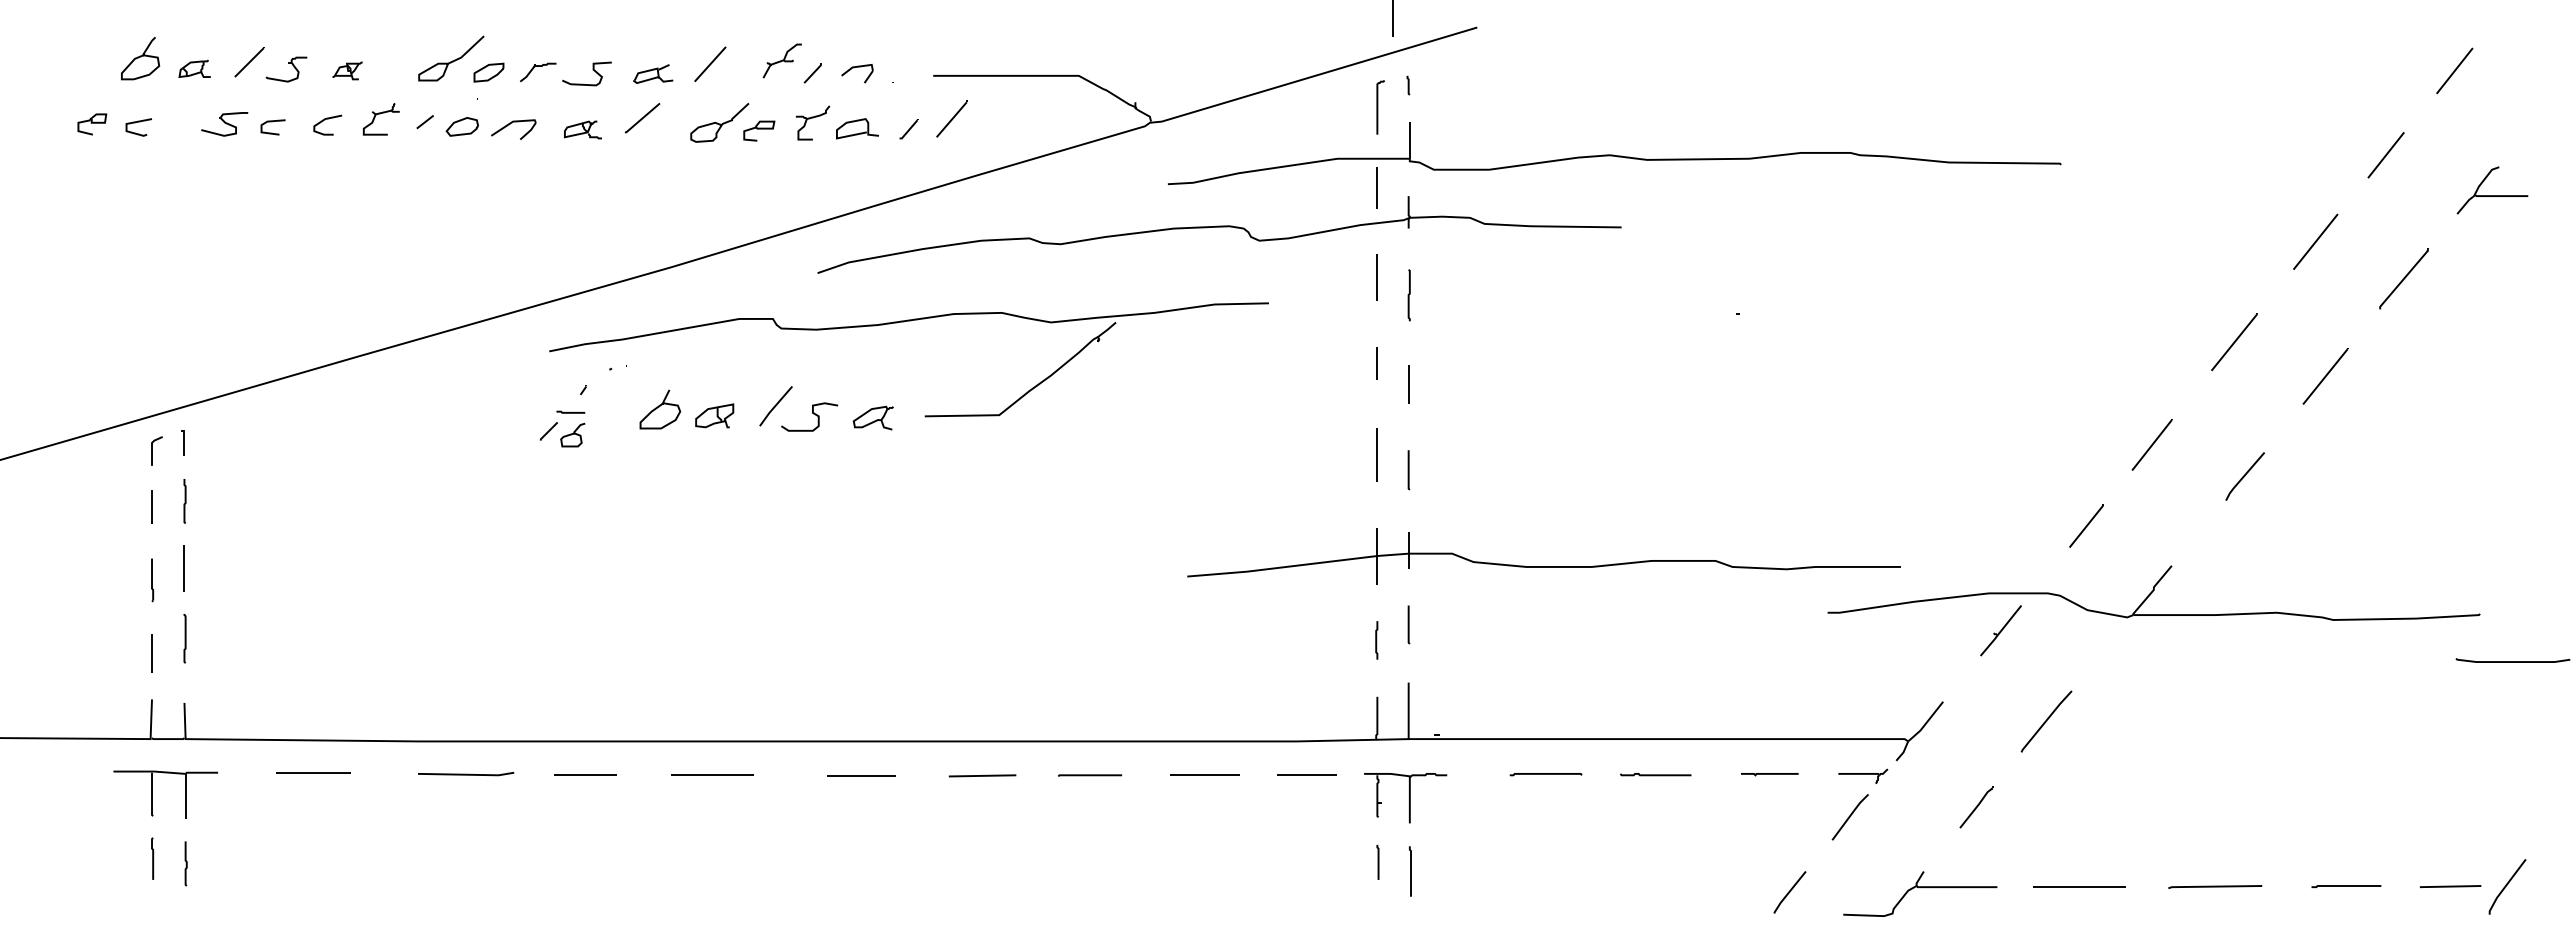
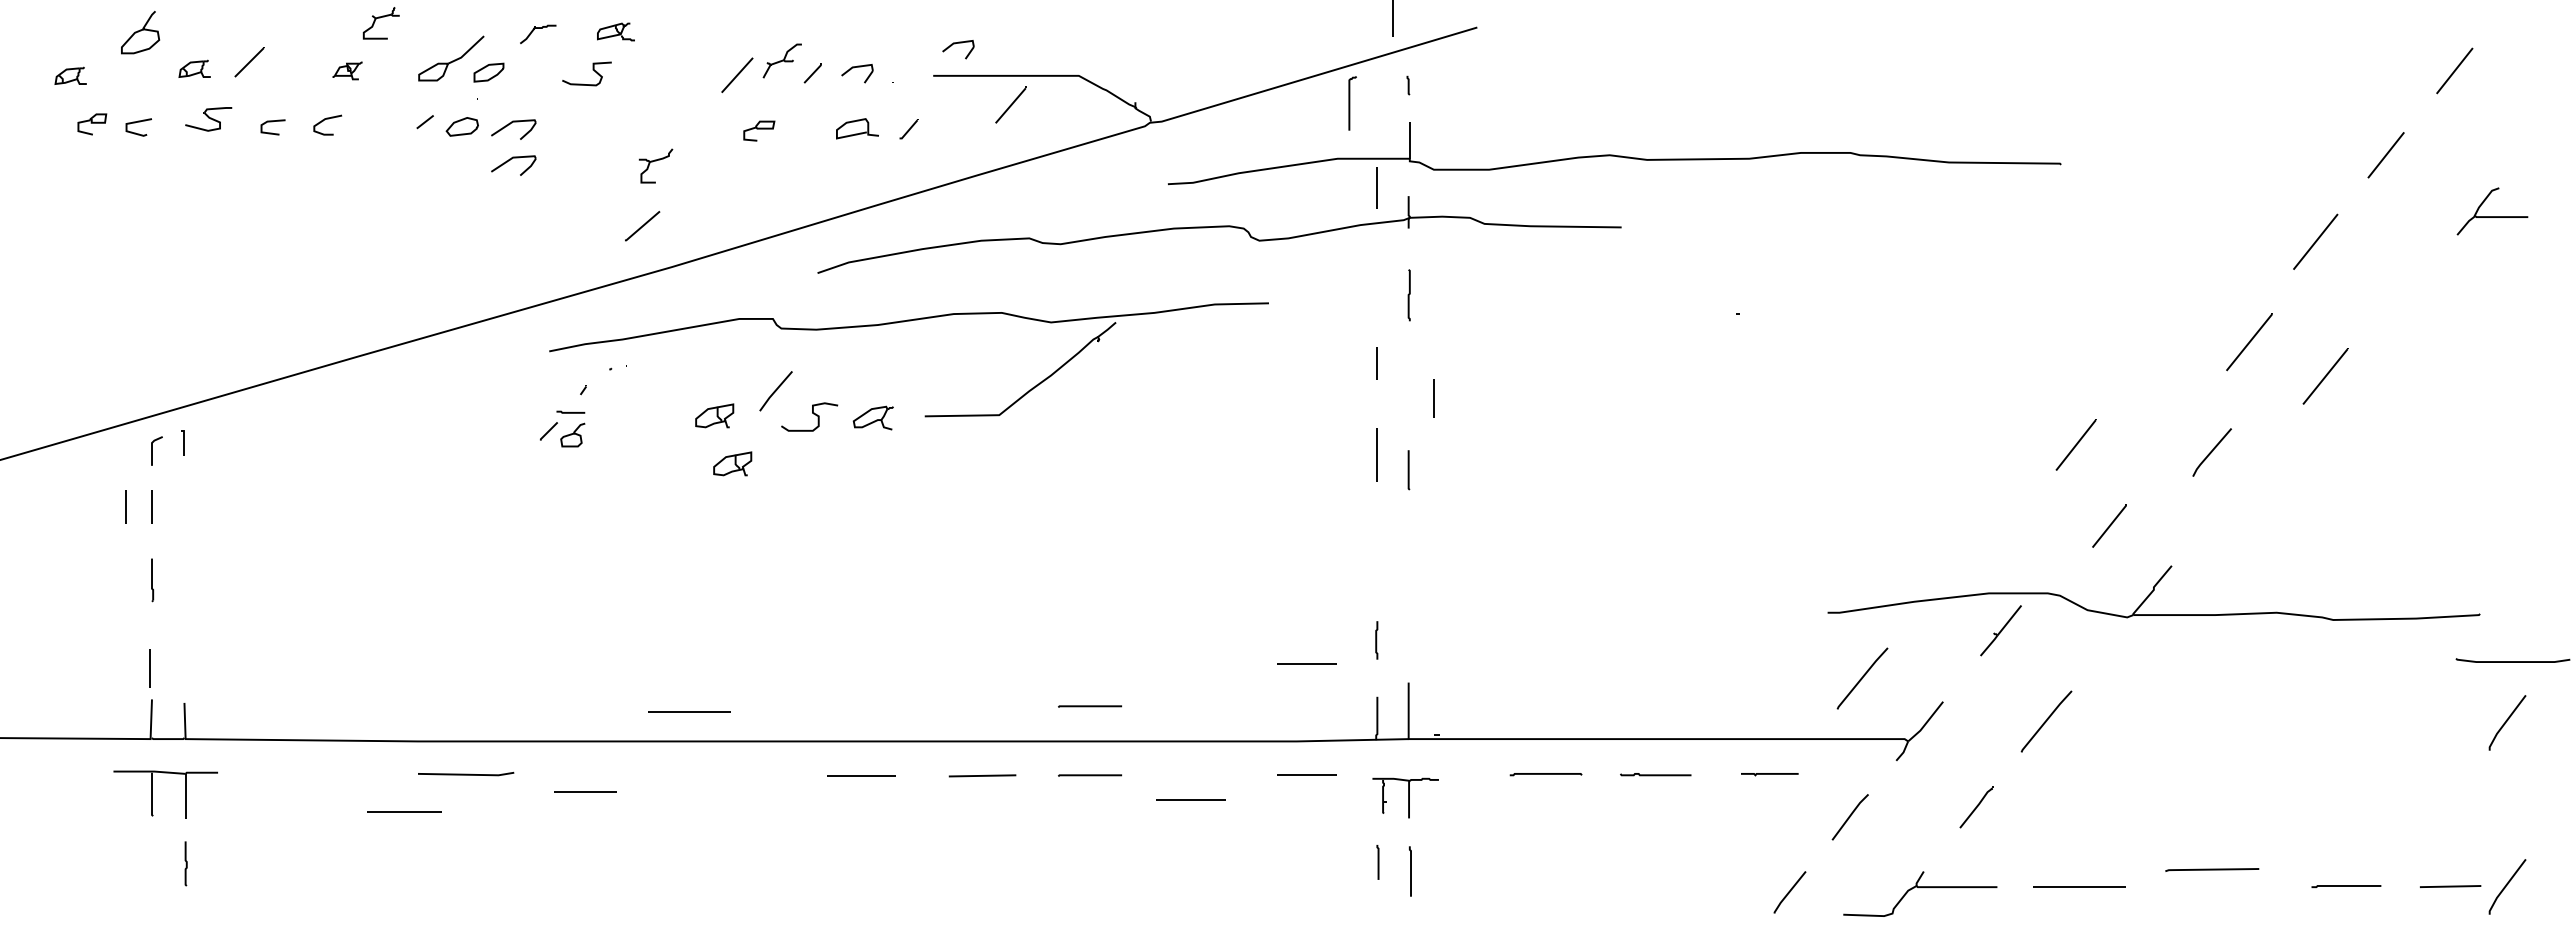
part: none -> present (958, 49)
curve position: (140, 57) -> (140, 31) (140, 31)
part: present -> none (288, 63)
line position: (710, 63) -> (737, 74) (737, 74)
part position: (538, 72) -> (538, 34) (538, 34)
part: present -> none (653, 73)
part: none -> present (70, 75)
curve position: (1378, 107) -> (1350, 103) (1350, 103)
line position: (642, 118) -> (642, 226) (642, 226)
line position: (951, 118) -> (1010, 104) (1010, 104)
part position: (380, 119) -> (380, 23) (380, 23)
part position: (812, 122) -> (655, 165) (655, 165)
curve: present -> none (719, 123)
part position: (224, 124) -> (208, 119) (208, 119)
part position: (582, 129) -> (615, 31) (615, 31)
part: none -> present (513, 165)
part position: (2492, 190) -> (2492, 211) (2492, 211)
line: present -> none (1376, 277)
part: present -> none (2403, 278)
line position: (2234, 342) -> (2249, 342) (2249, 342)
line position: (1408, 384) -> (1433, 398) (1433, 398)
line position: (775, 406) -> (775, 391) (775, 391)
part: present -> none (660, 409)
line position: (2151, 444) -> (2075, 444) (2075, 444)
part: none -> present (732, 463)
line position: (2244, 476) -> (2211, 452) (2211, 452)
line: present -> none (184, 501)
line: none -> present (125, 506)
line position: (2086, 525) -> (2109, 525) (2109, 525)
part: present -> none (1543, 566)
line: present -> none (183, 568)
line: present -> none (1408, 624)
line: present -> none (184, 638)
line position: (151, 653) -> (149, 668) (149, 668)
line: none -> present (1306, 663)
line: none -> present (1862, 678)
line: none -> present (1090, 706)
line: none -> present (2507, 721)
line position: (313, 772) -> (404, 811) (404, 811)
line position: (585, 774) -> (585, 791) (585, 791)
line position: (712, 774) -> (689, 711) (689, 711)
line position: (1204, 774) -> (1190, 799) (1190, 799)
part: present -> none (1863, 775)
part size: 84x51 px -> 67x42 px (1405, 797)
line: present -> none (152, 858)
line position: (2215, 886) -> (2212, 869) (2212, 869)
